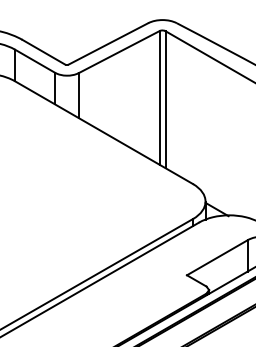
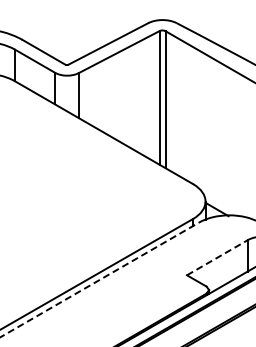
line: solid -> dashed (217, 257)
line: solid -> dashed (99, 280)
